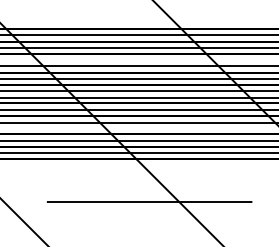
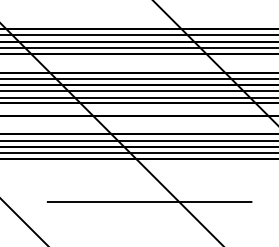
line: present -> none (138, 66)
line: present -> none (138, 110)
line: present -> none (138, 122)
